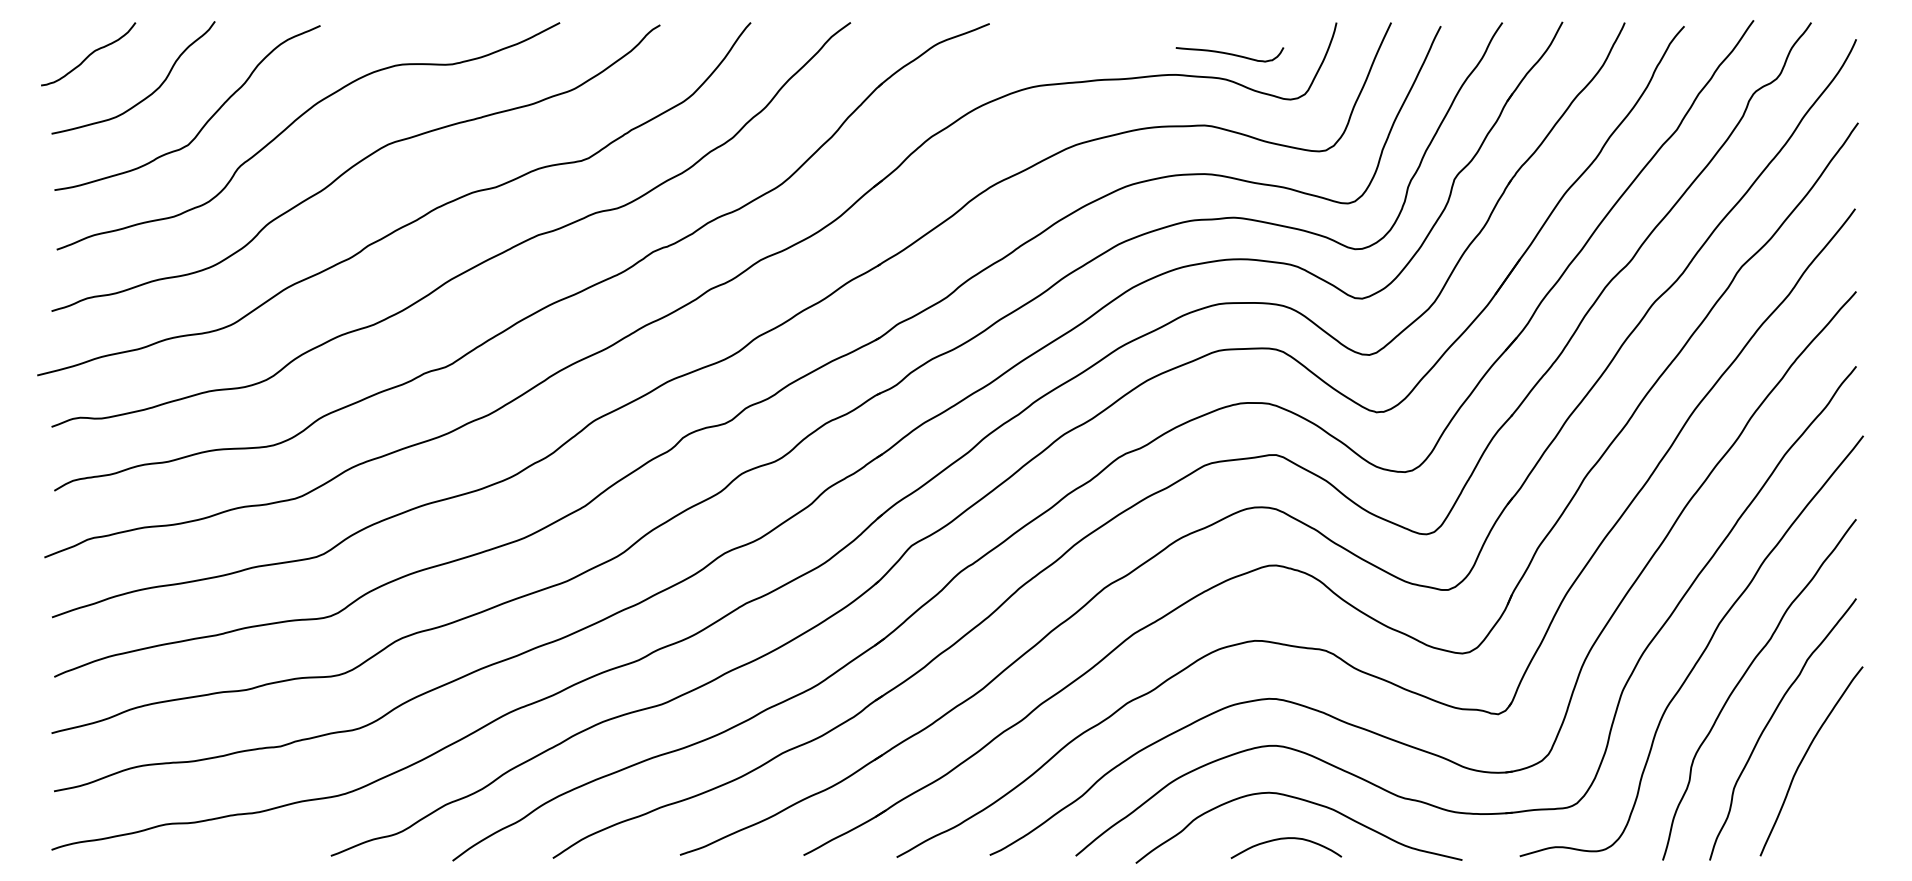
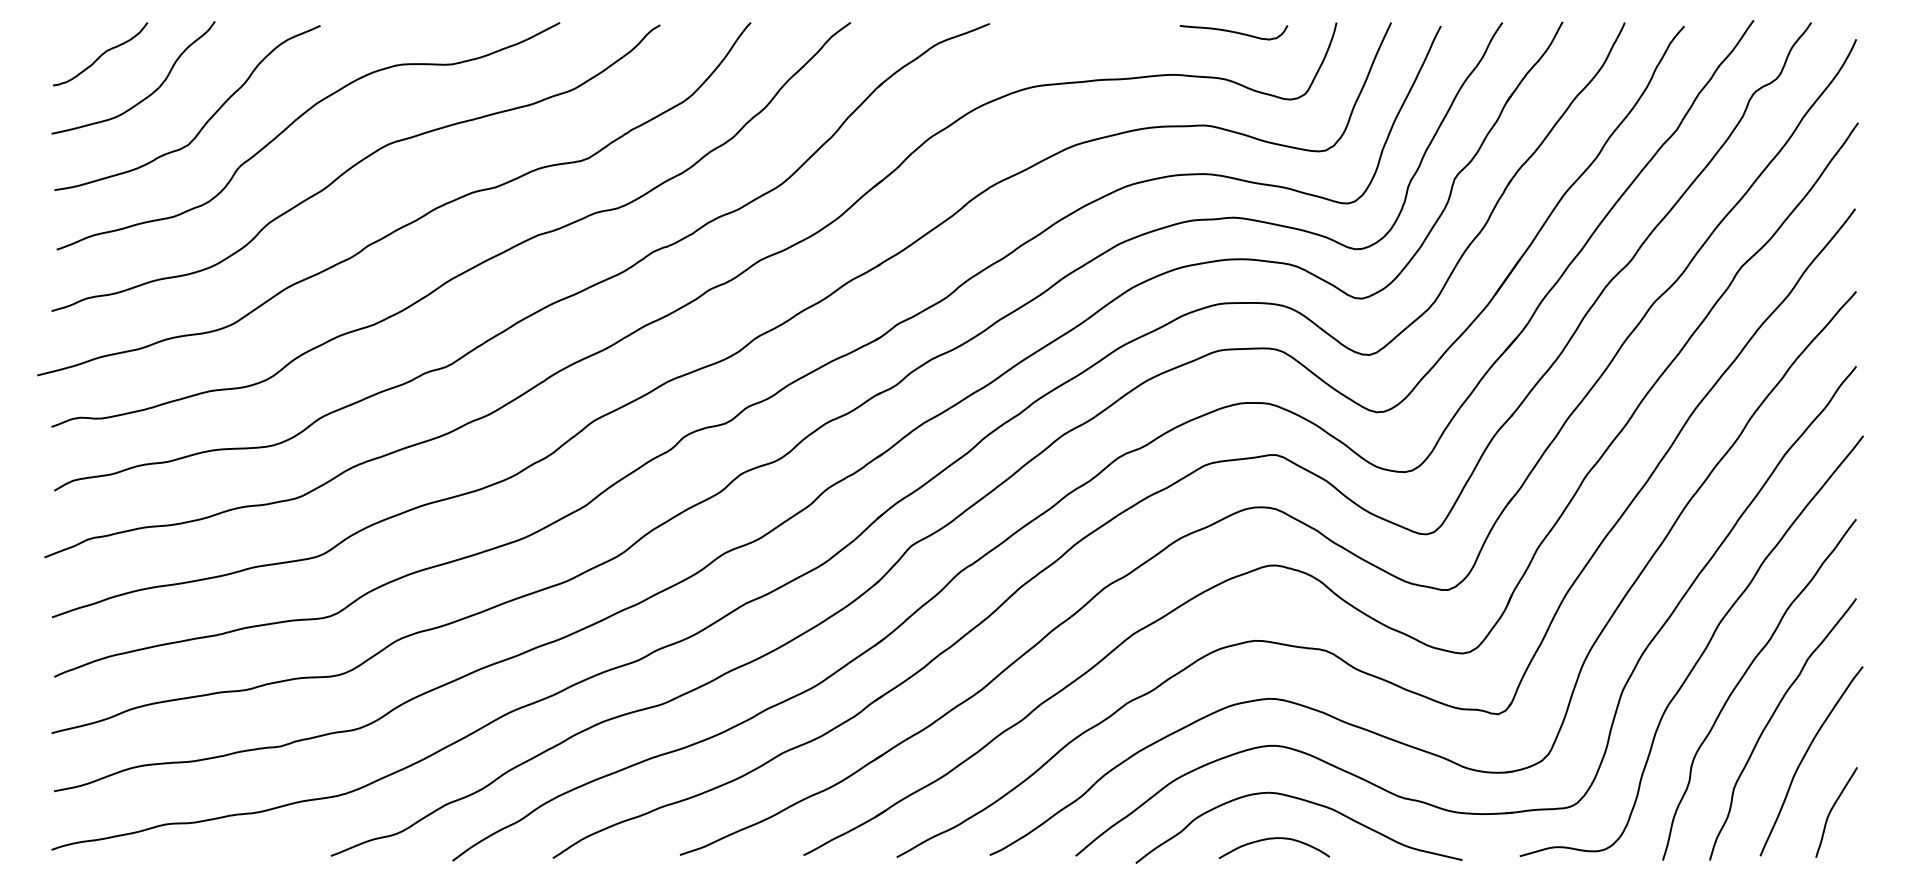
curve position: (88, 54) -> (100, 54) (100, 54)
curve position: (1229, 54) -> (1233, 32) (1233, 32)
curve: none -> present (1833, 808)
curve position: (1286, 839) -> (1274, 839) (1274, 839)
